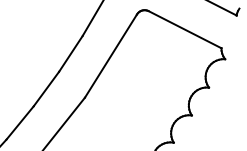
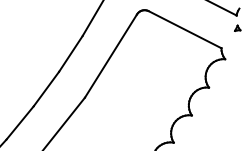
part: none -> present (237, 27)
